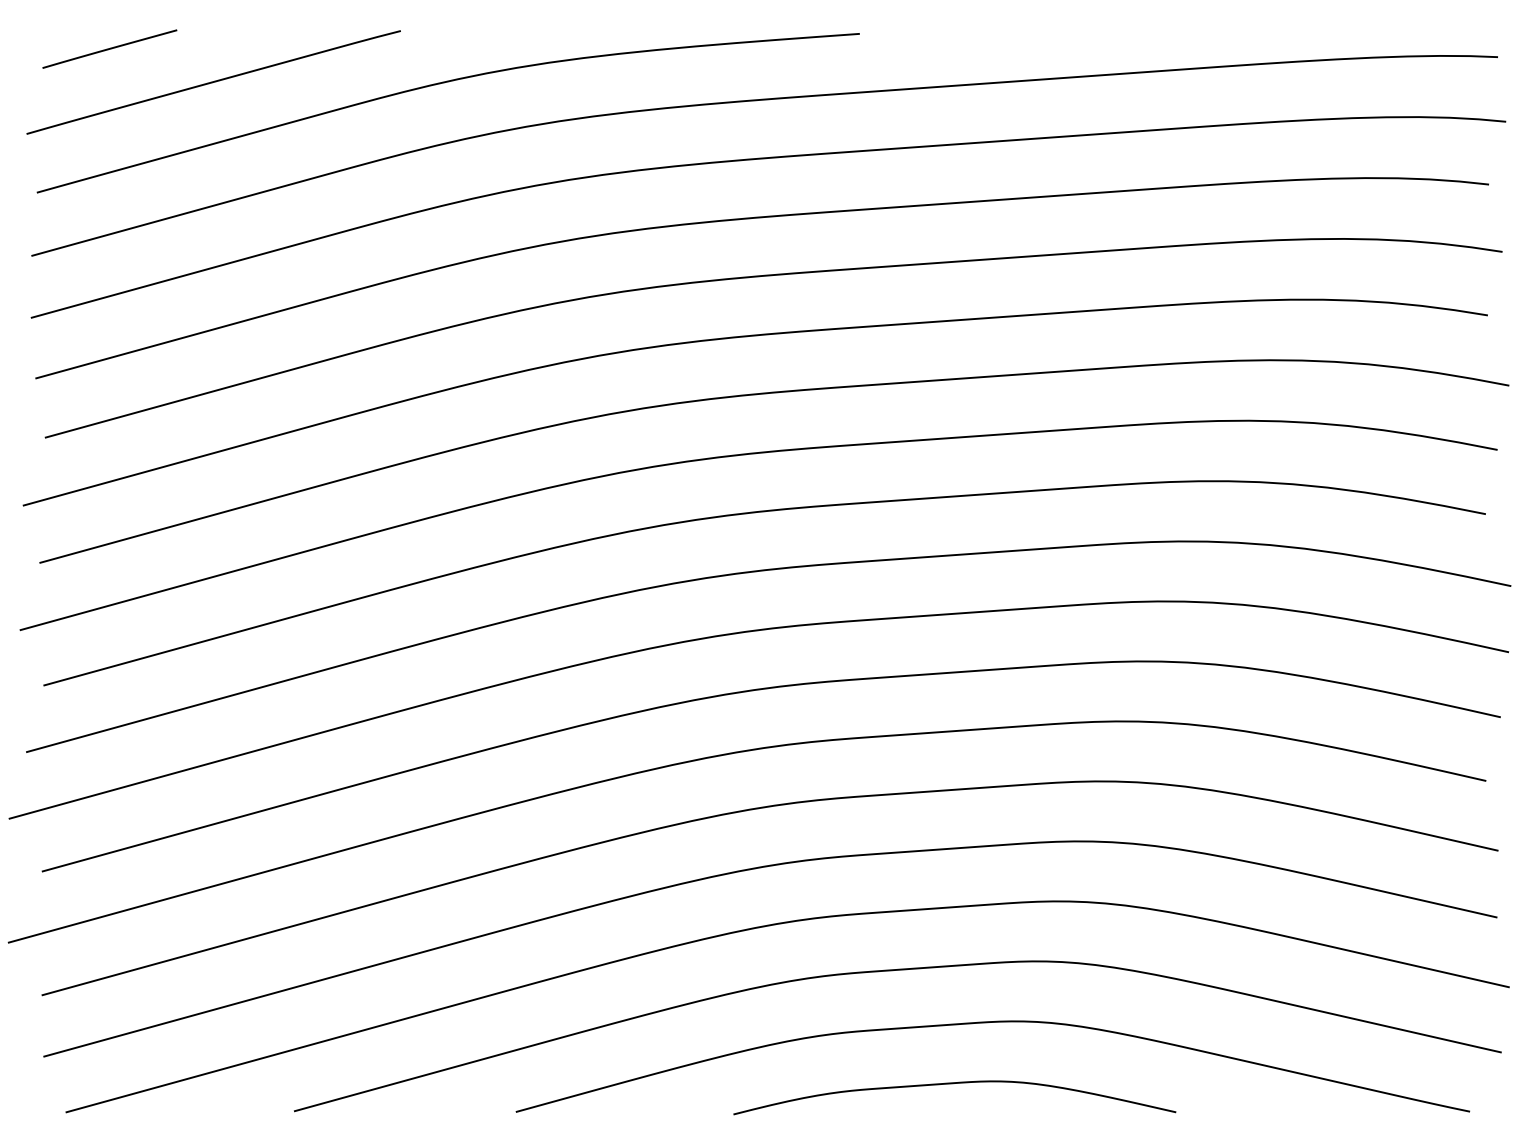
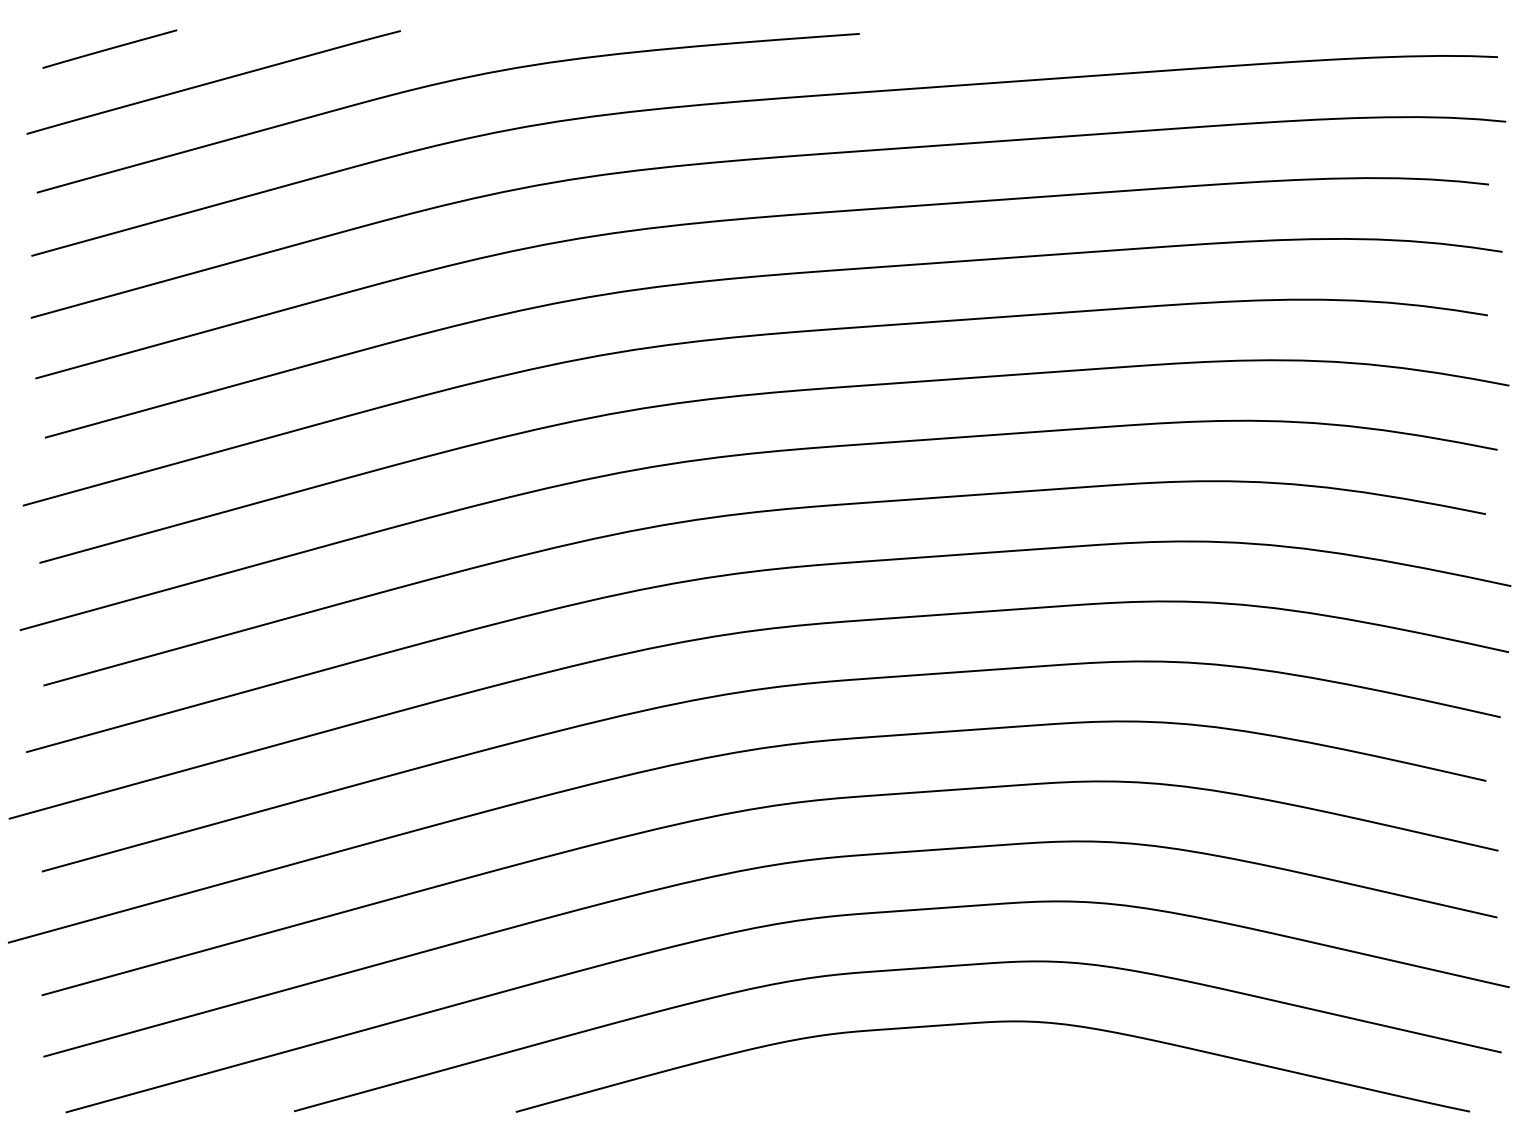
curve: present -> none (953, 1084)
